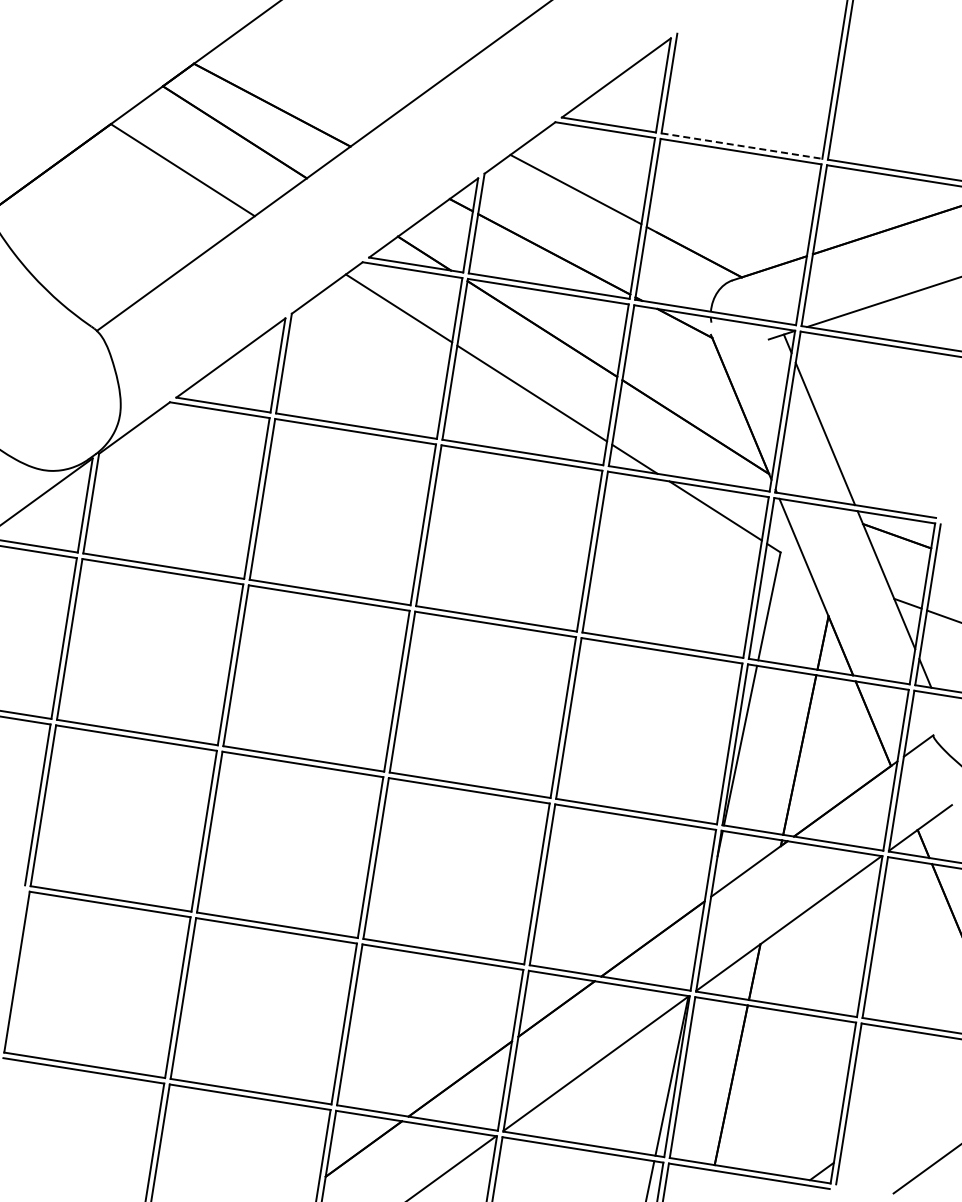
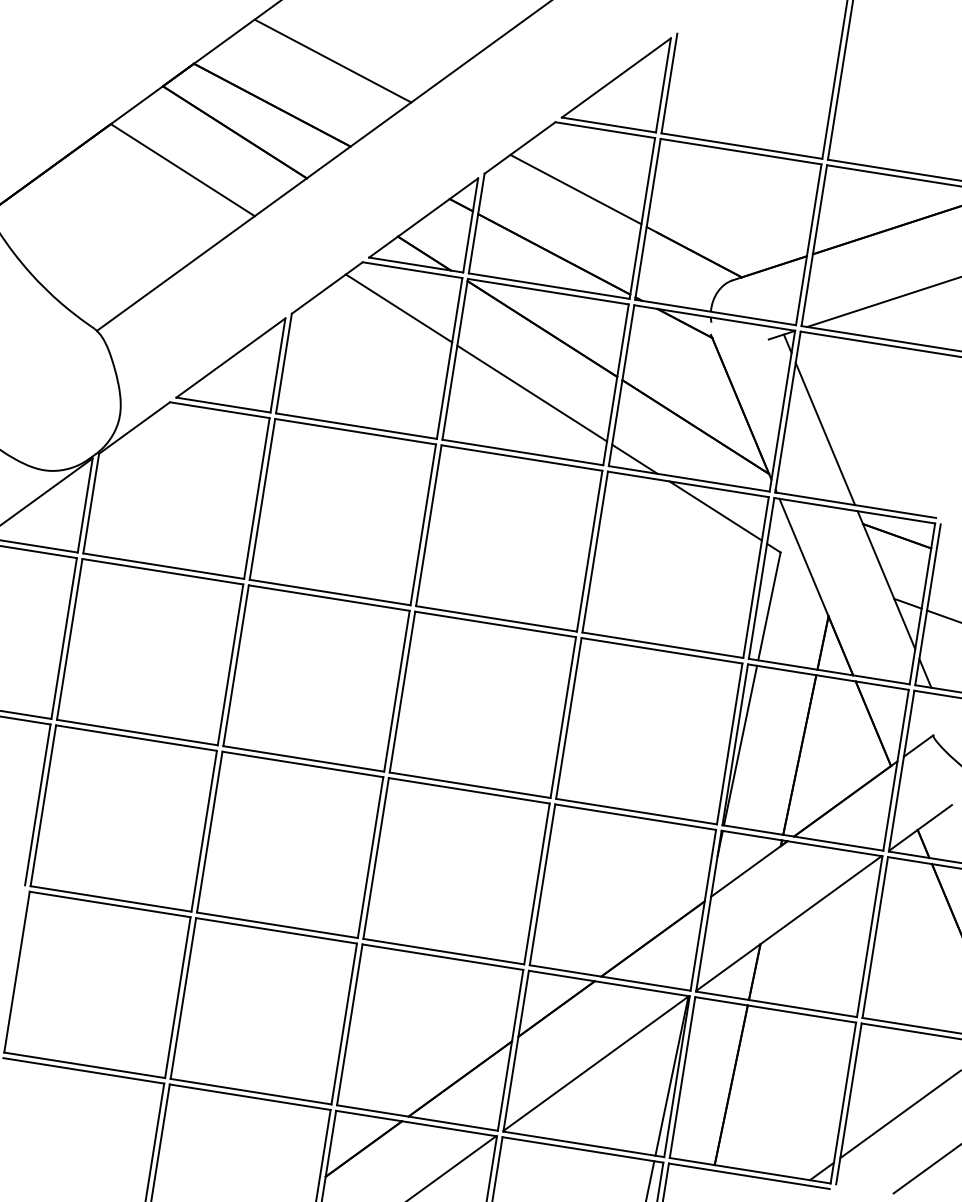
line: none -> present (332, 60)
line: dashed -> solid (742, 146)
line: none -> present (899, 1115)
